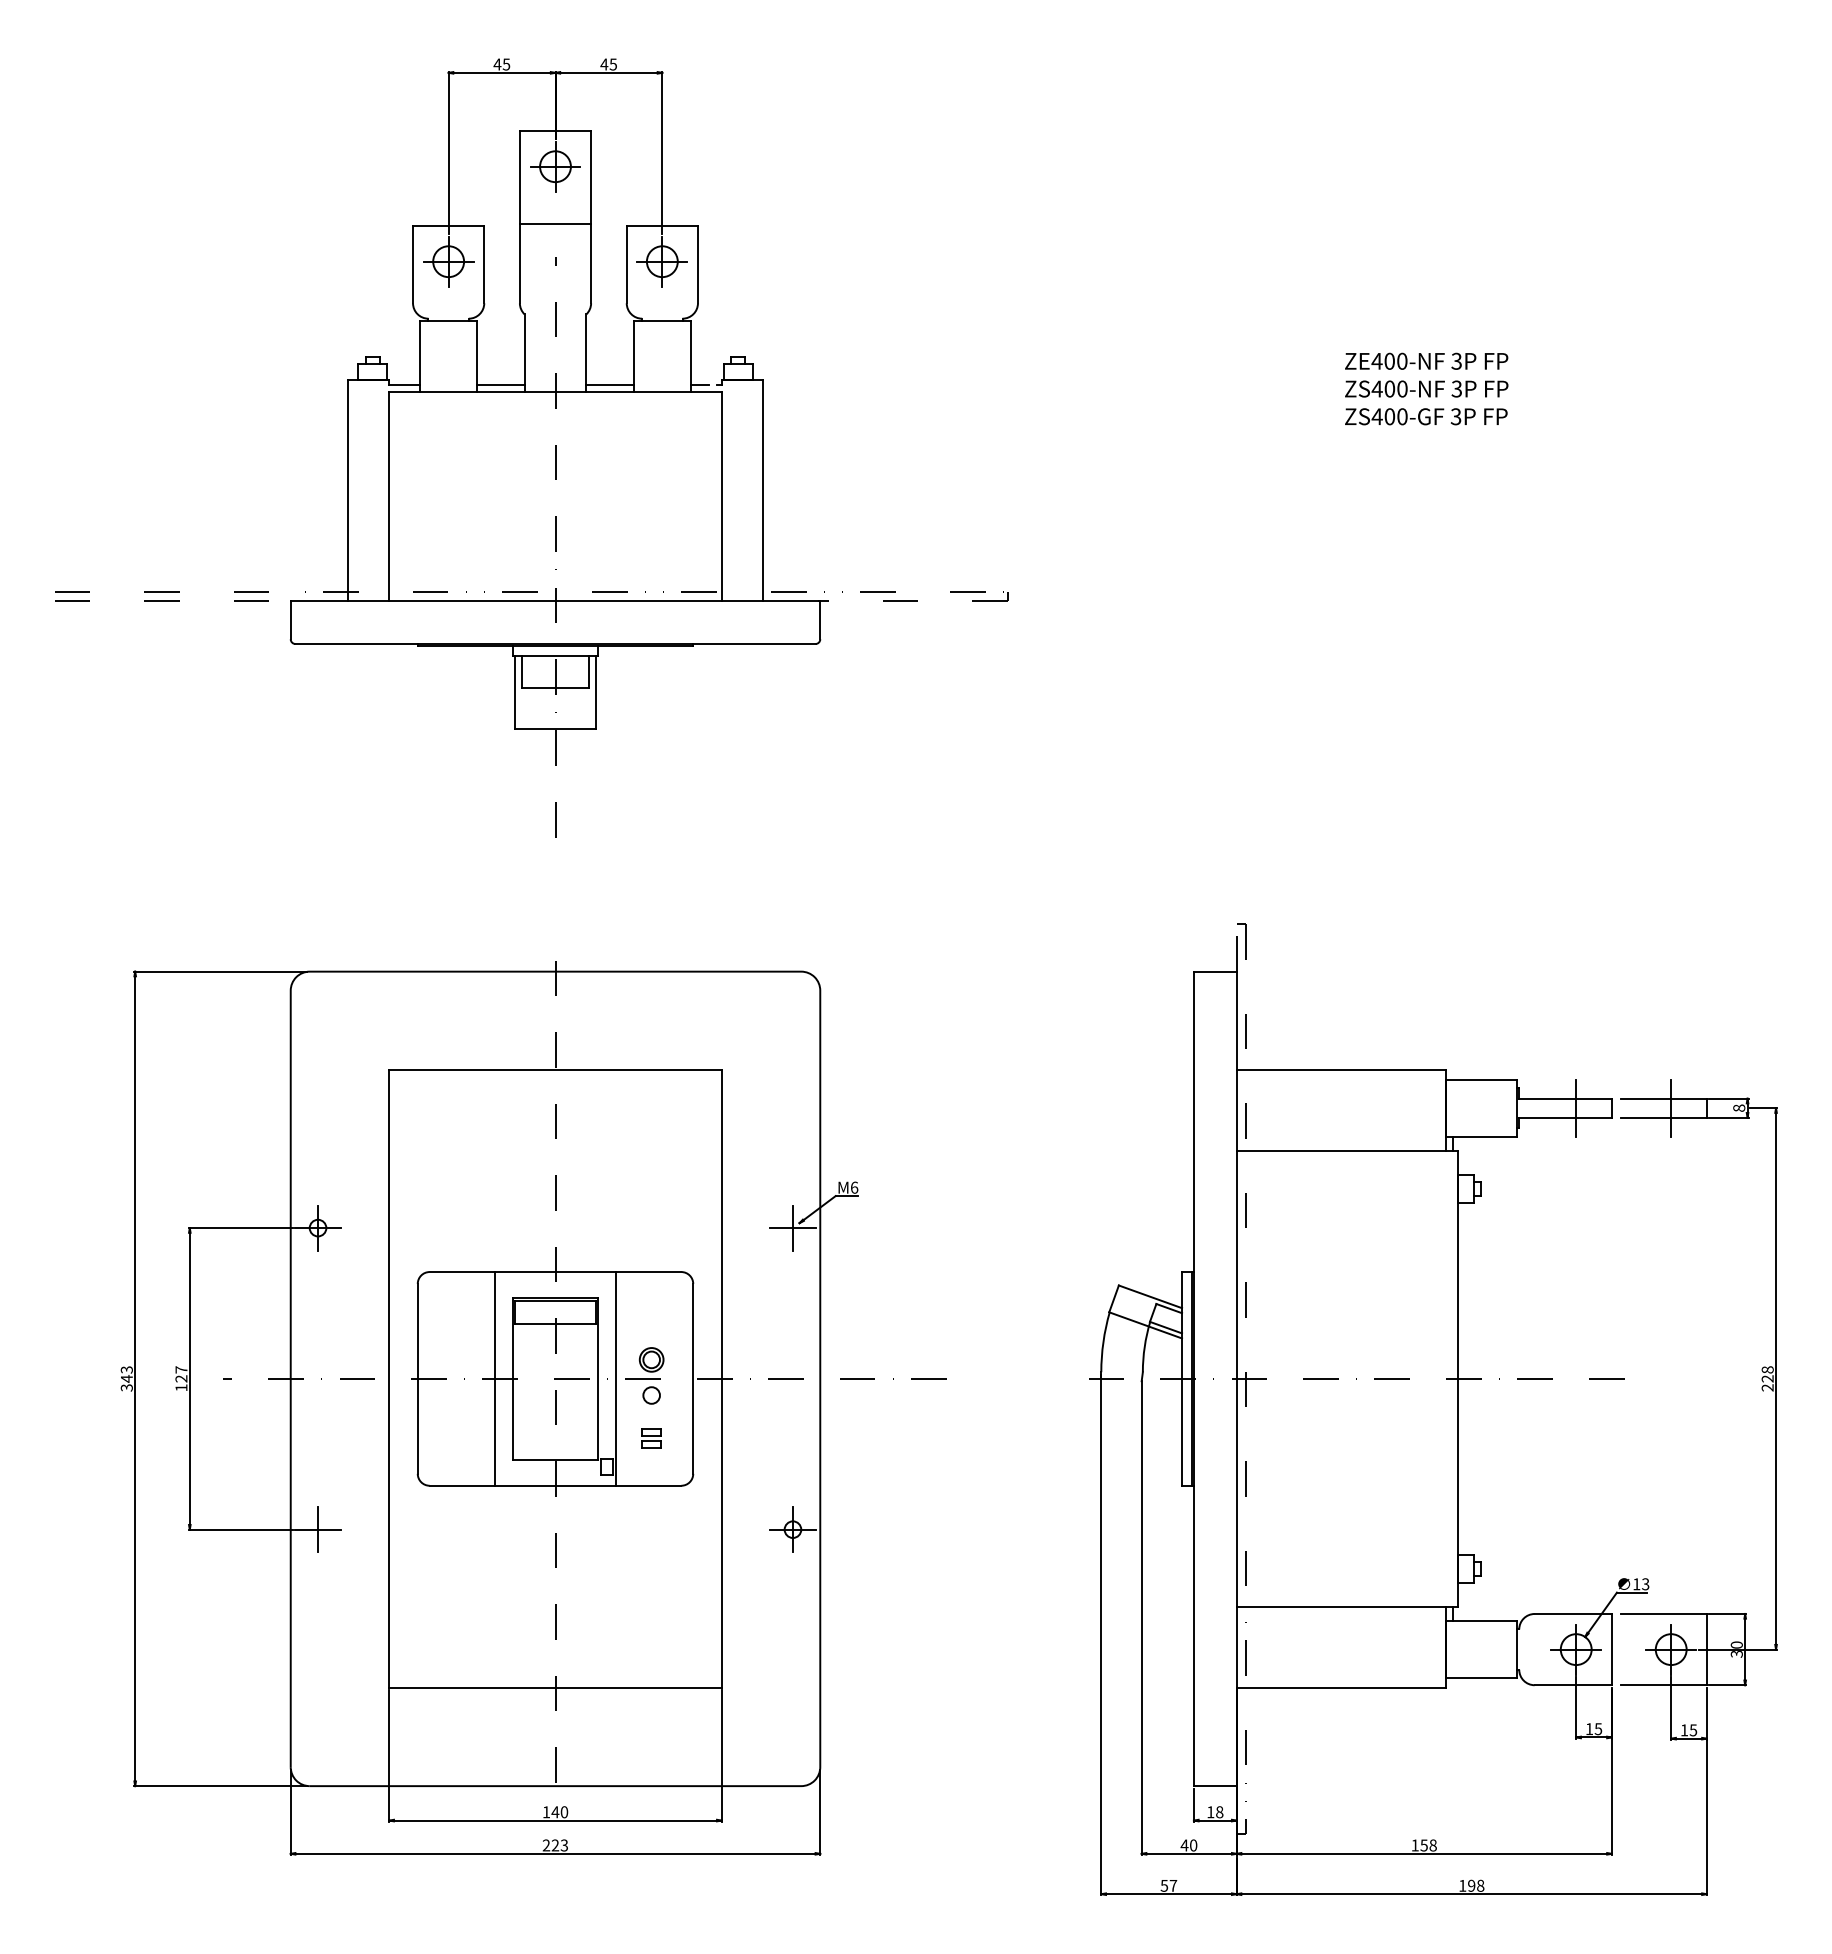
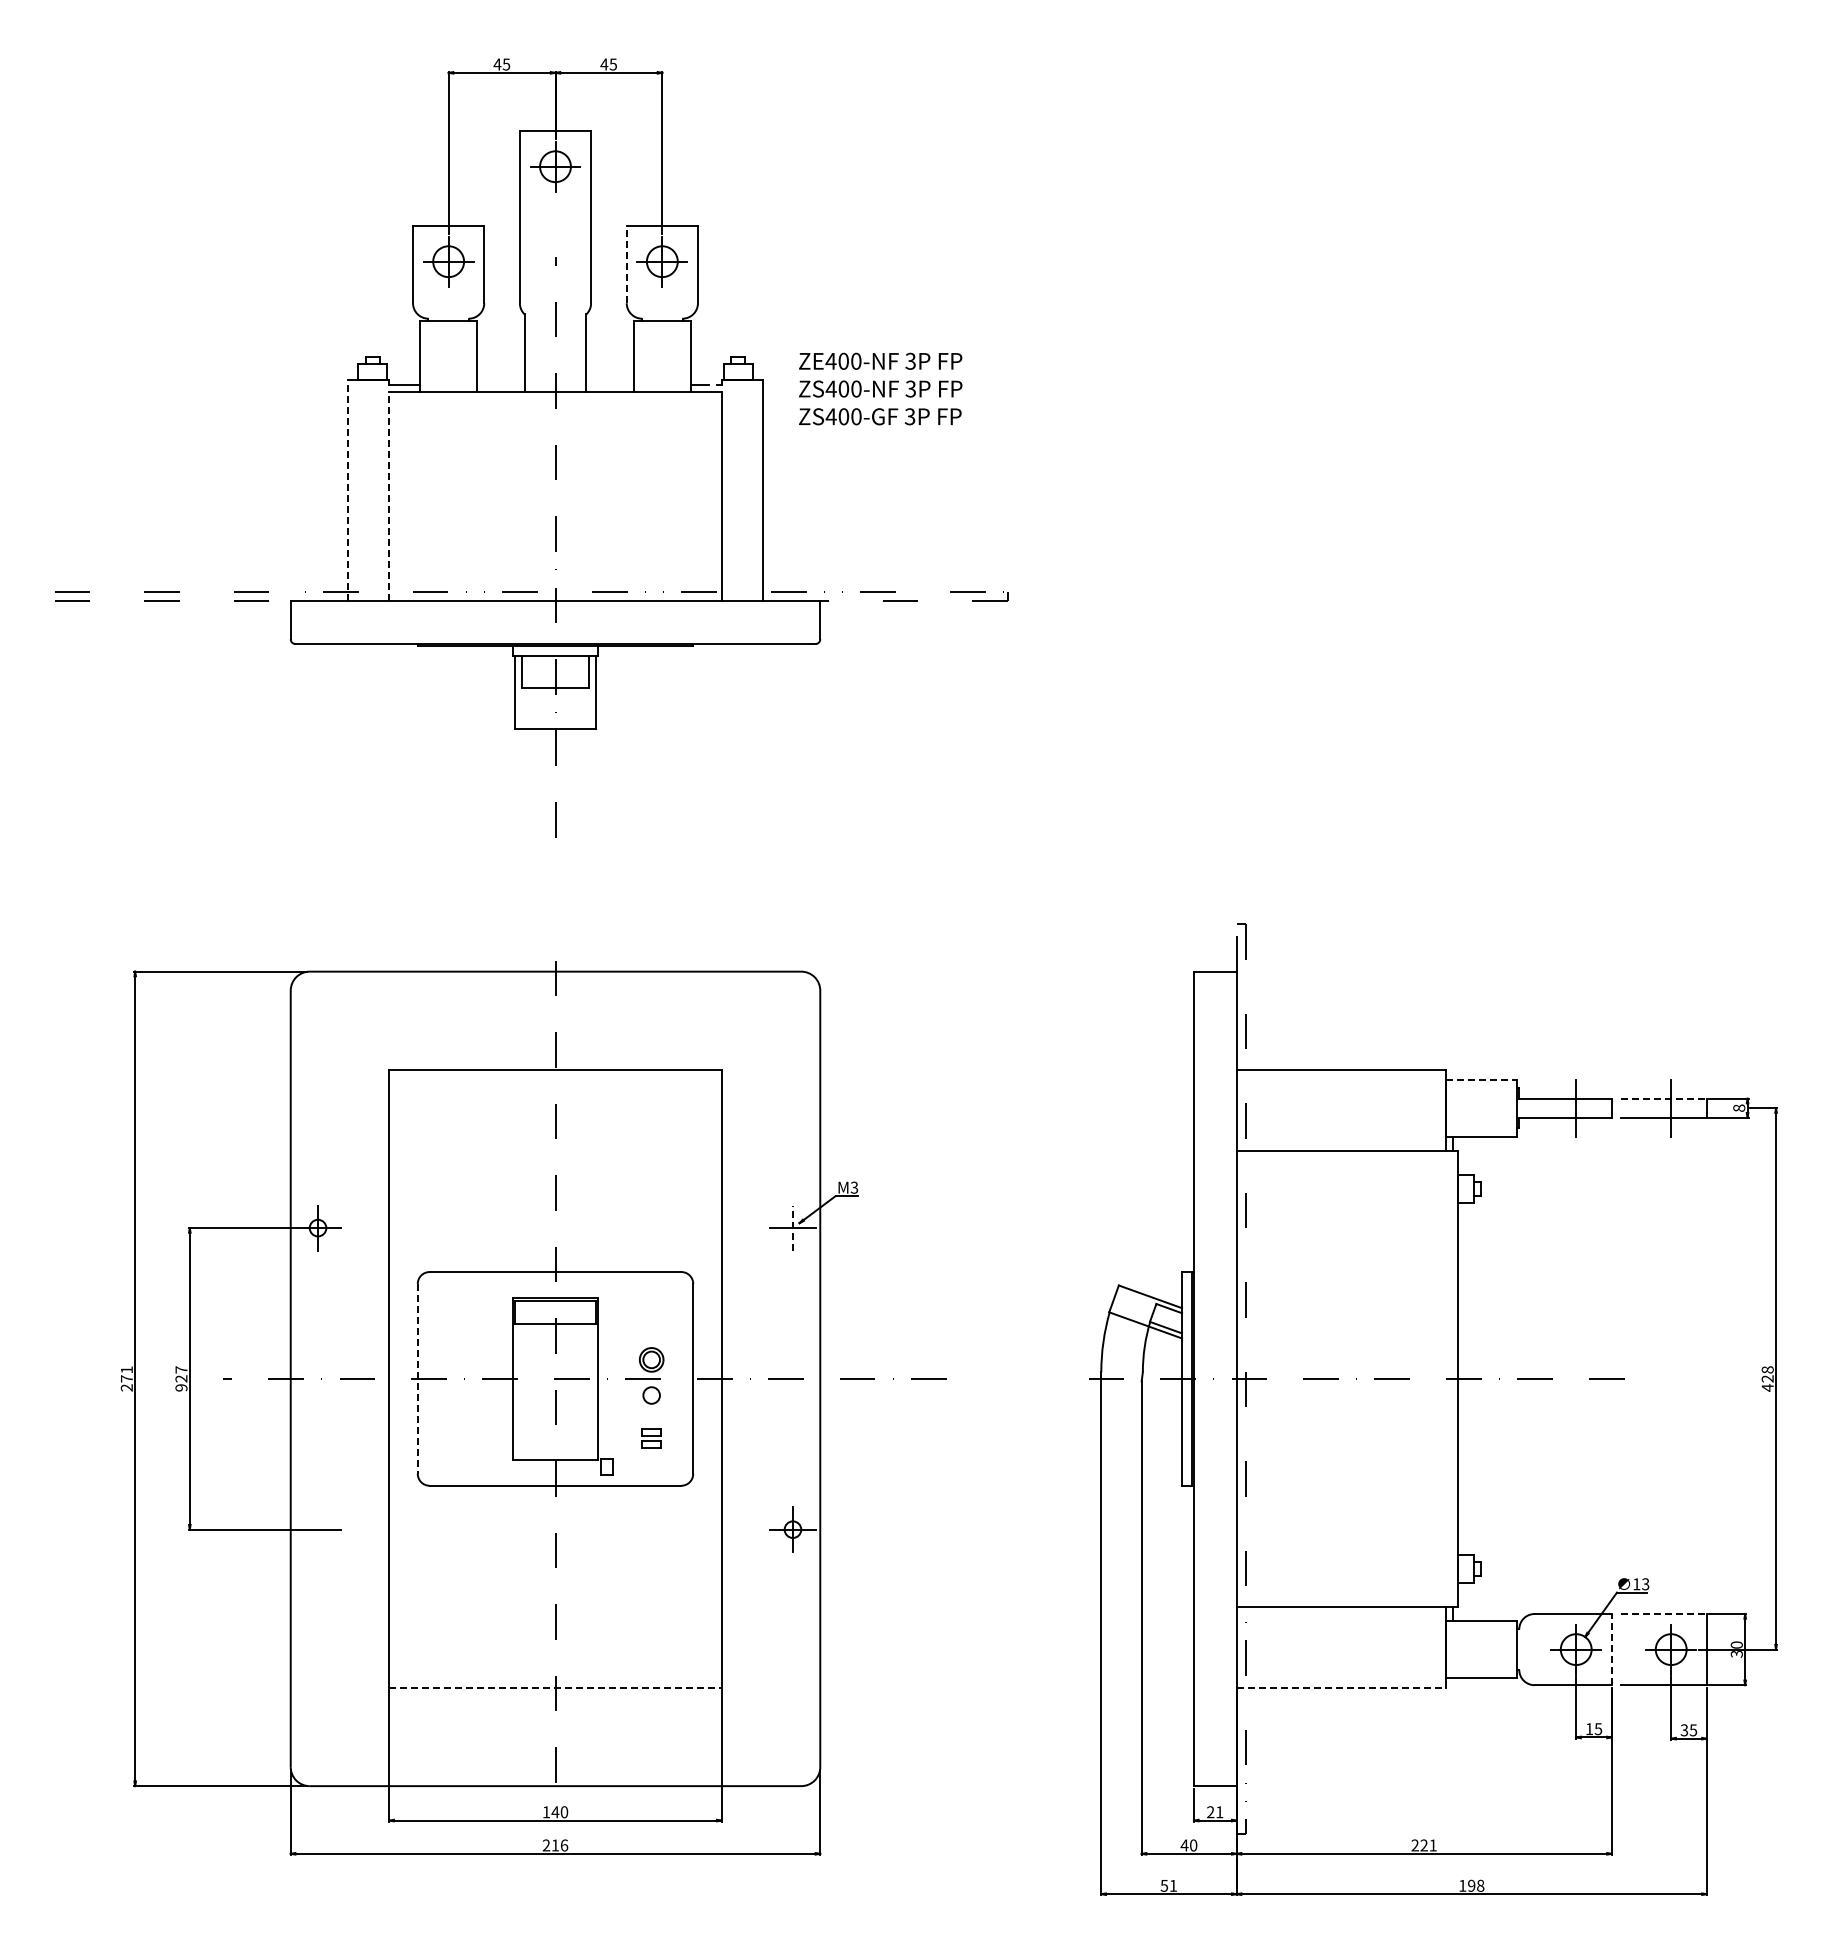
line: present -> none (555, 223)
line: solid -> dashed (626, 264)
line: present -> none (500, 384)
line: present -> none (609, 384)
text position: (1426, 388) -> (880, 388) (880, 388)
line: solid -> dashed (347, 490)
line: solid -> dashed (389, 496)
line: solid -> dashed (1481, 1079)
line: solid -> dashed (1664, 1098)
text: M6 -> M3 (854, 1187)
line: solid -> dashed (792, 1228)
text: 343 -> 271 (126, 1378)
line: solid -> dashed (417, 1378)
line: present -> none (494, 1378)
line: present -> none (616, 1378)
text: 127 -> 927 (181, 1387)
text: 228 -> 428 (1767, 1387)
line: present -> none (318, 1529)
line: solid -> dashed (1664, 1613)
line: solid -> dashed (1611, 1649)
line: solid -> dashed (556, 1687)
line: solid -> dashed (1341, 1687)
text: 15 -> 35 (1684, 1730)
text: 18 -> 21 (1215, 1812)
text: 223 -> 216 (559, 1845)
text: 158 -> 221 (1423, 1845)
text: 57 -> 51 (1173, 1885)
